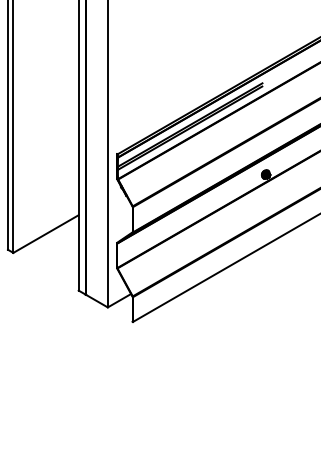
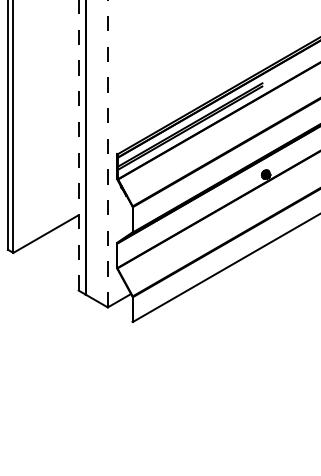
line: solid -> dashed (78, 145)
line: solid -> dashed (107, 153)
